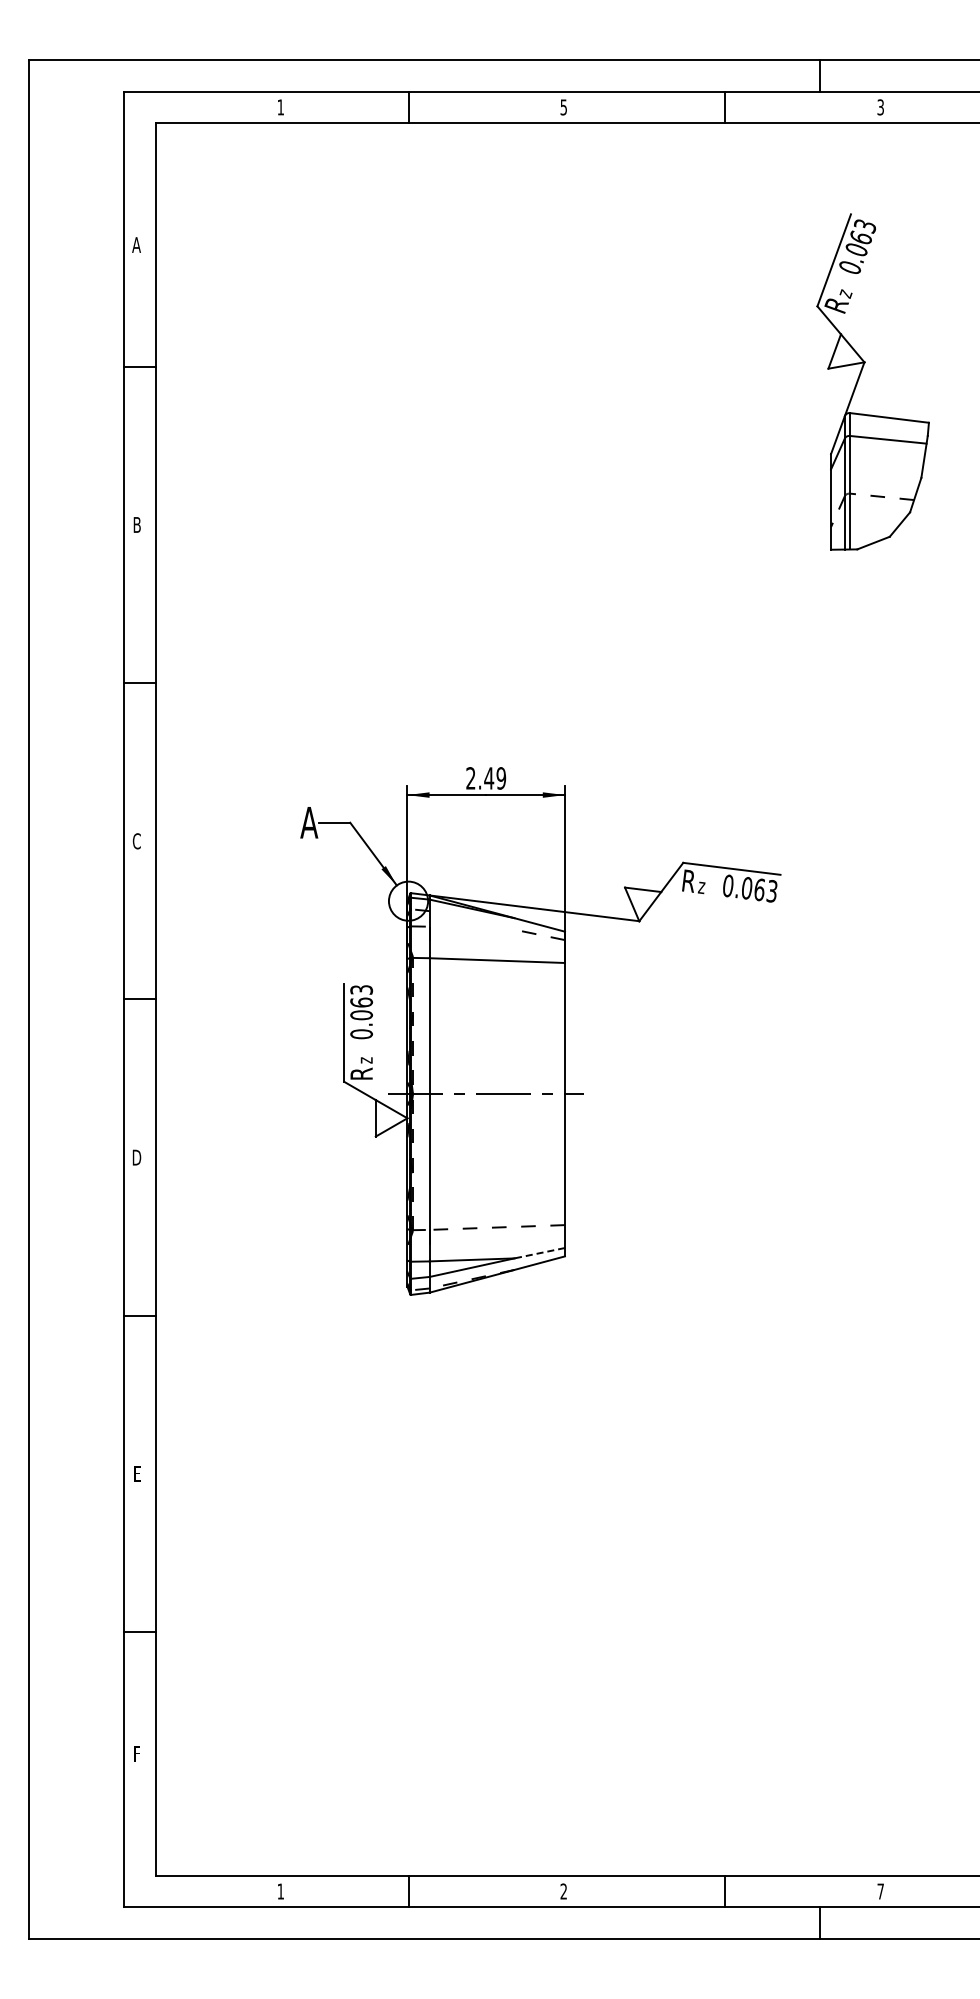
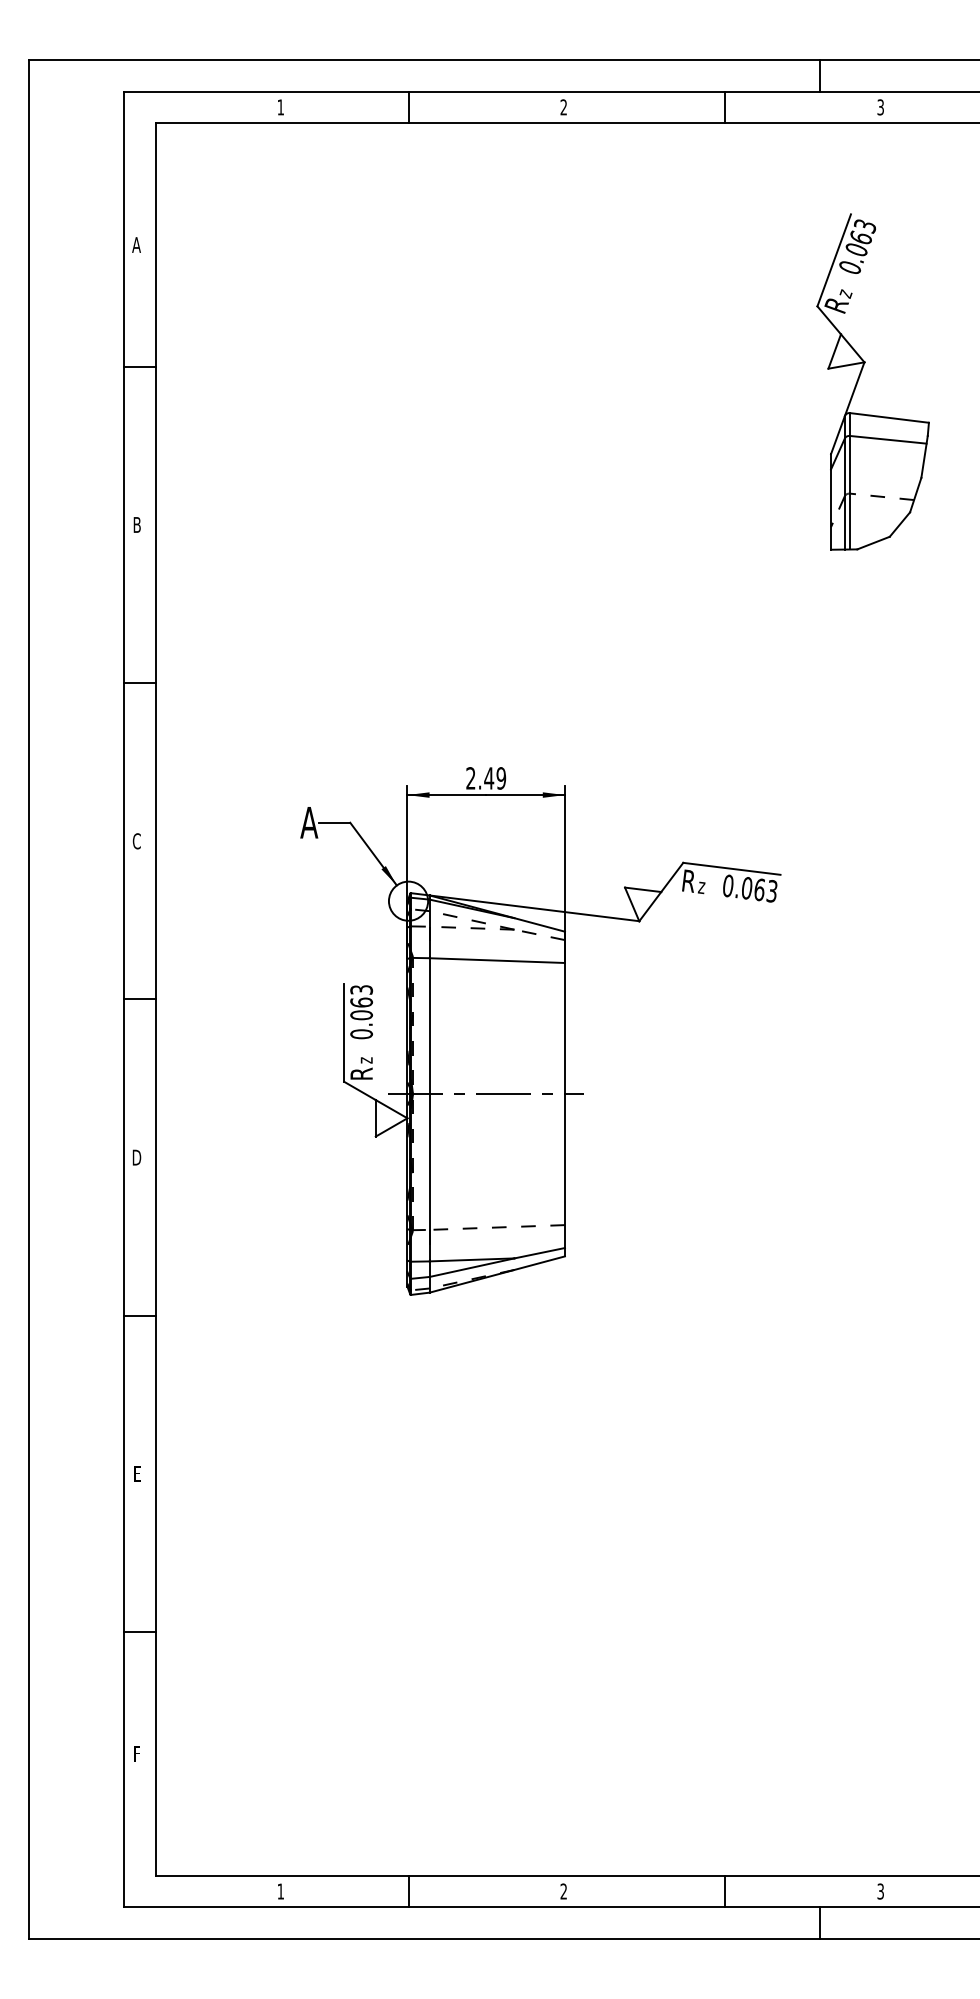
text: 5 -> 2 (563, 107)
part: none -> present (477, 921)
line: dashed -> solid (539, 1253)
text: 7 -> 3 (880, 1891)
